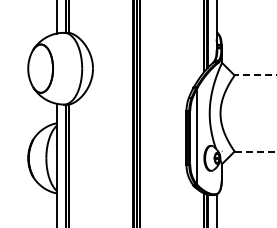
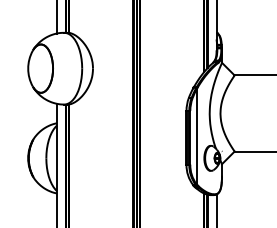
line: dashed -> solid (255, 75)
line: dashed -> solid (255, 151)
